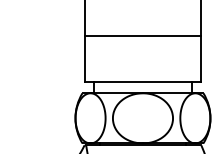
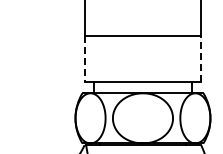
line: solid -> dashed (84, 58)
line: solid -> dashed (201, 58)
